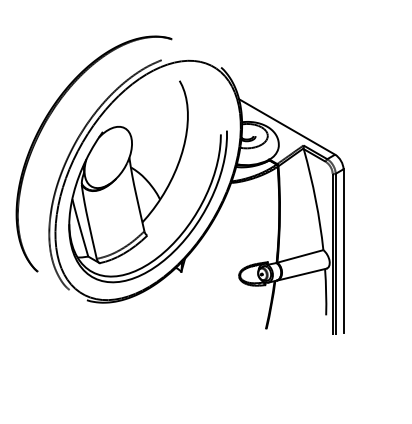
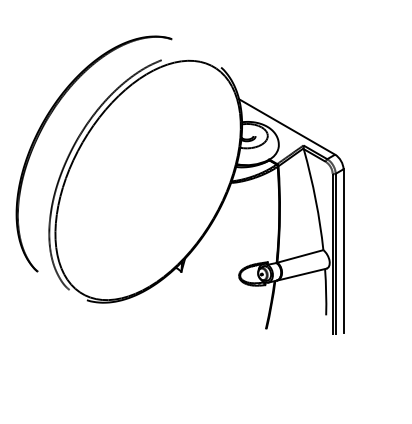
part: present -> none (147, 181)
